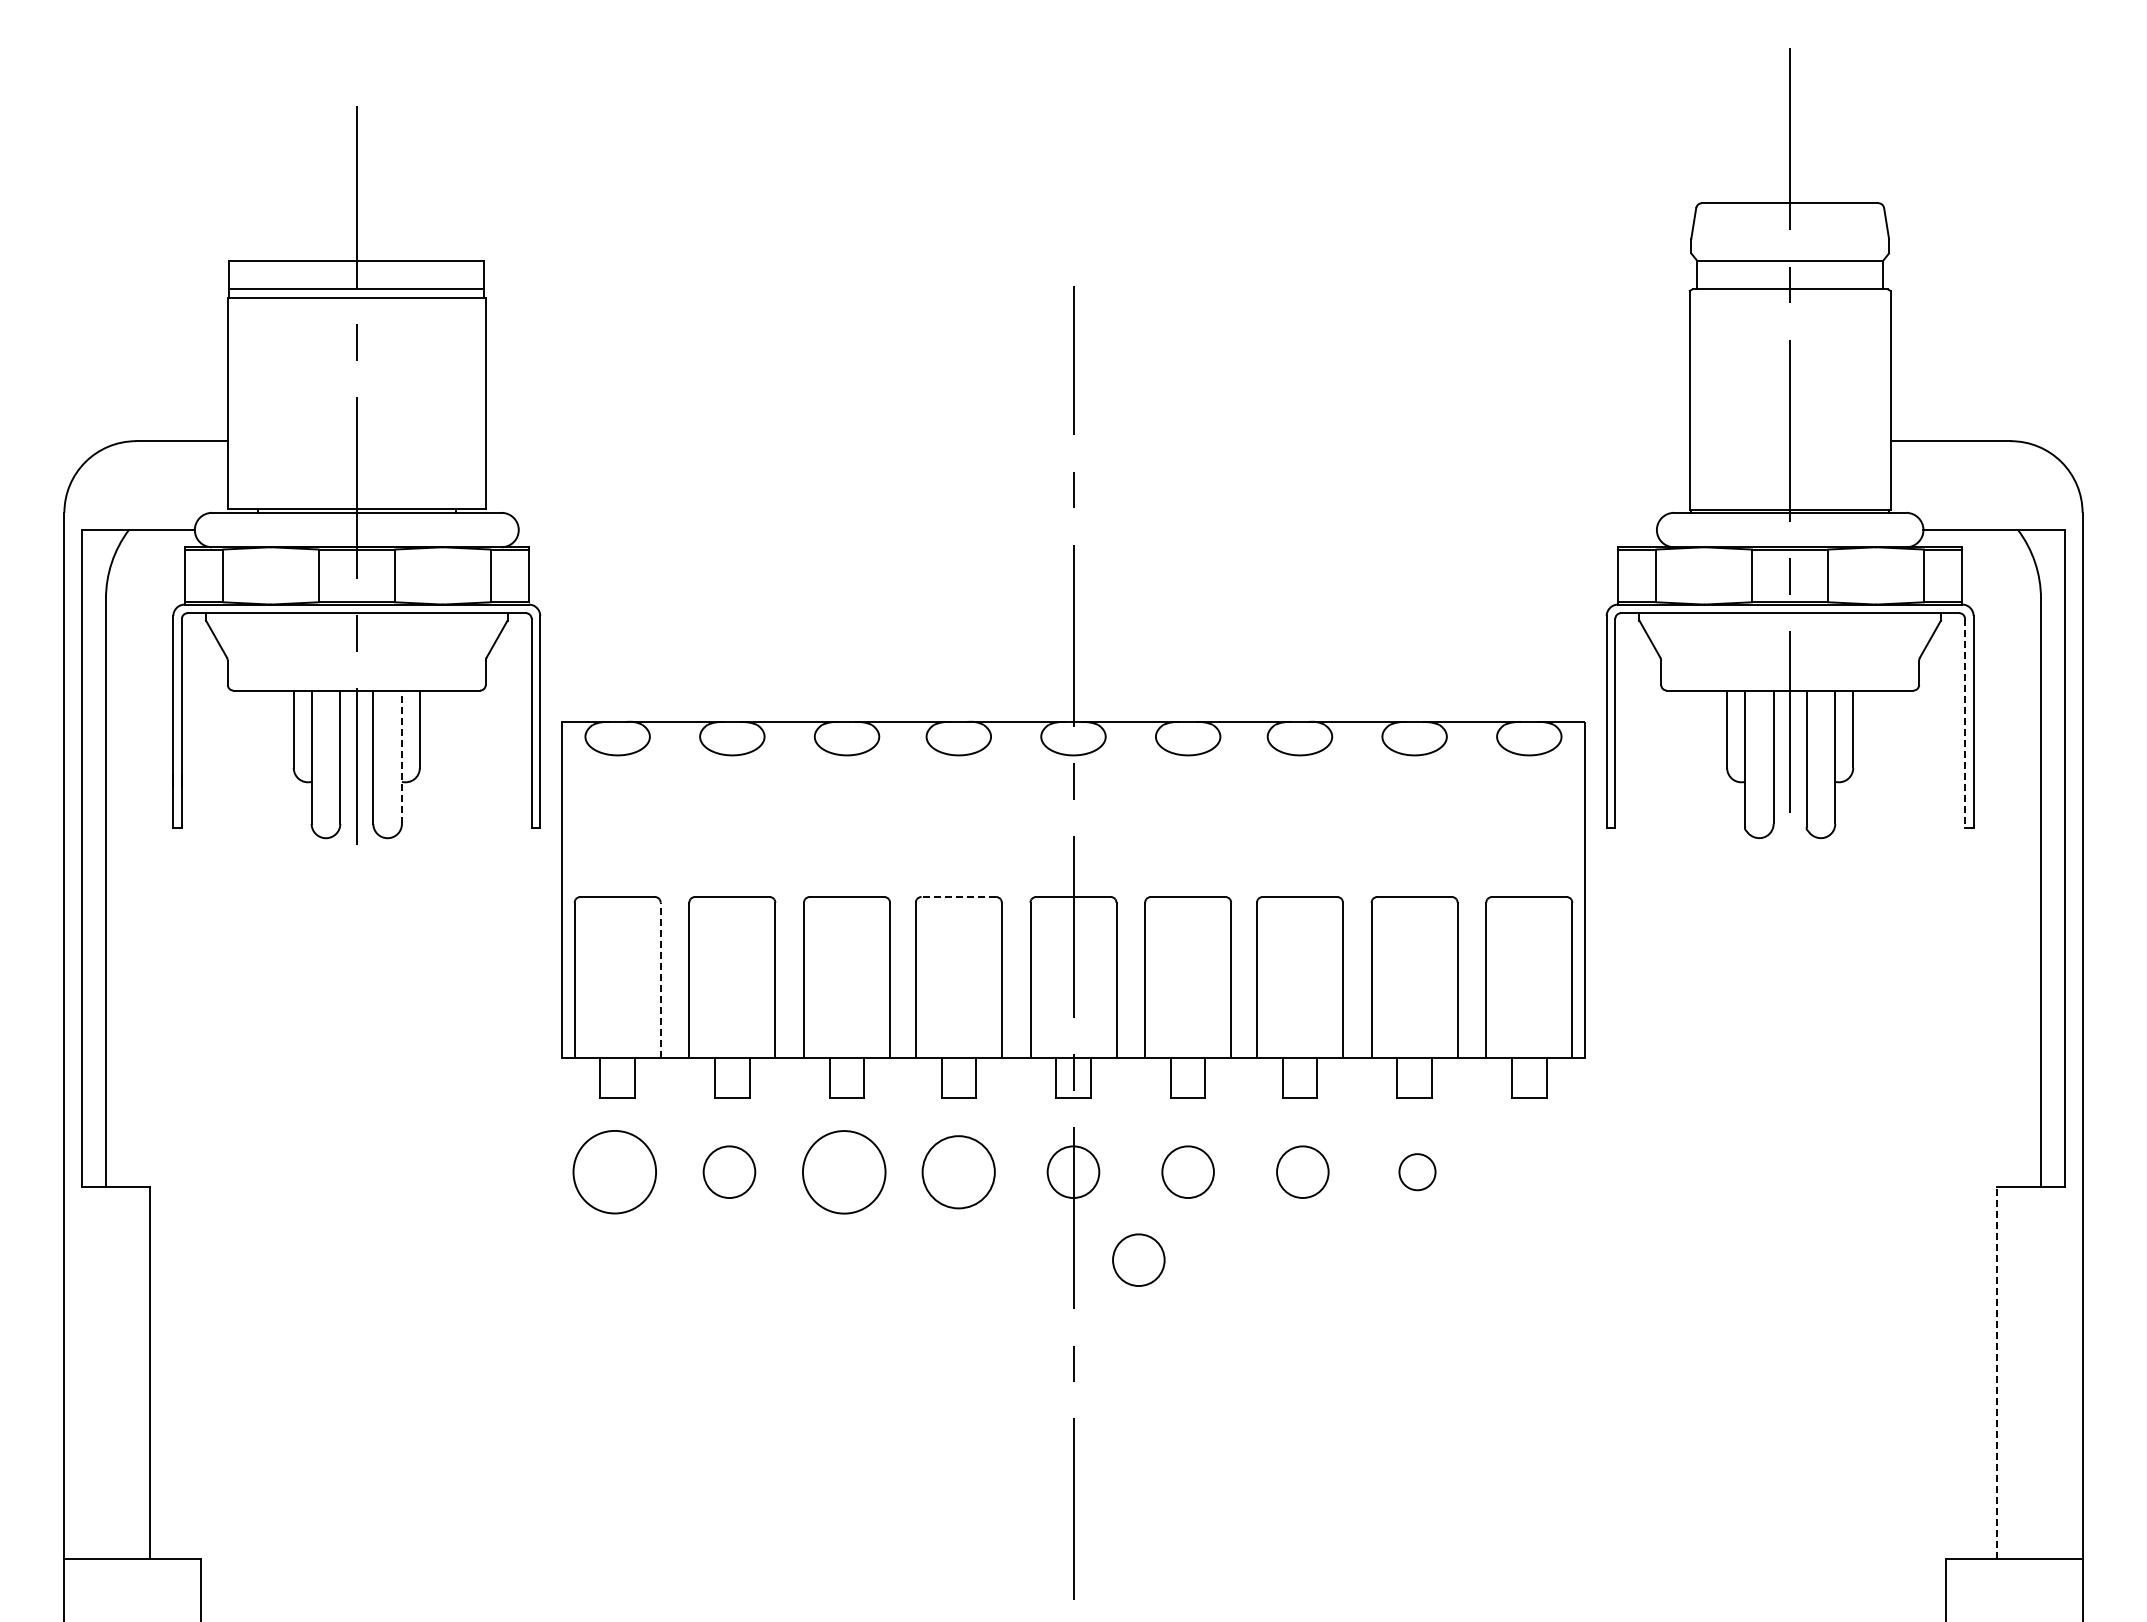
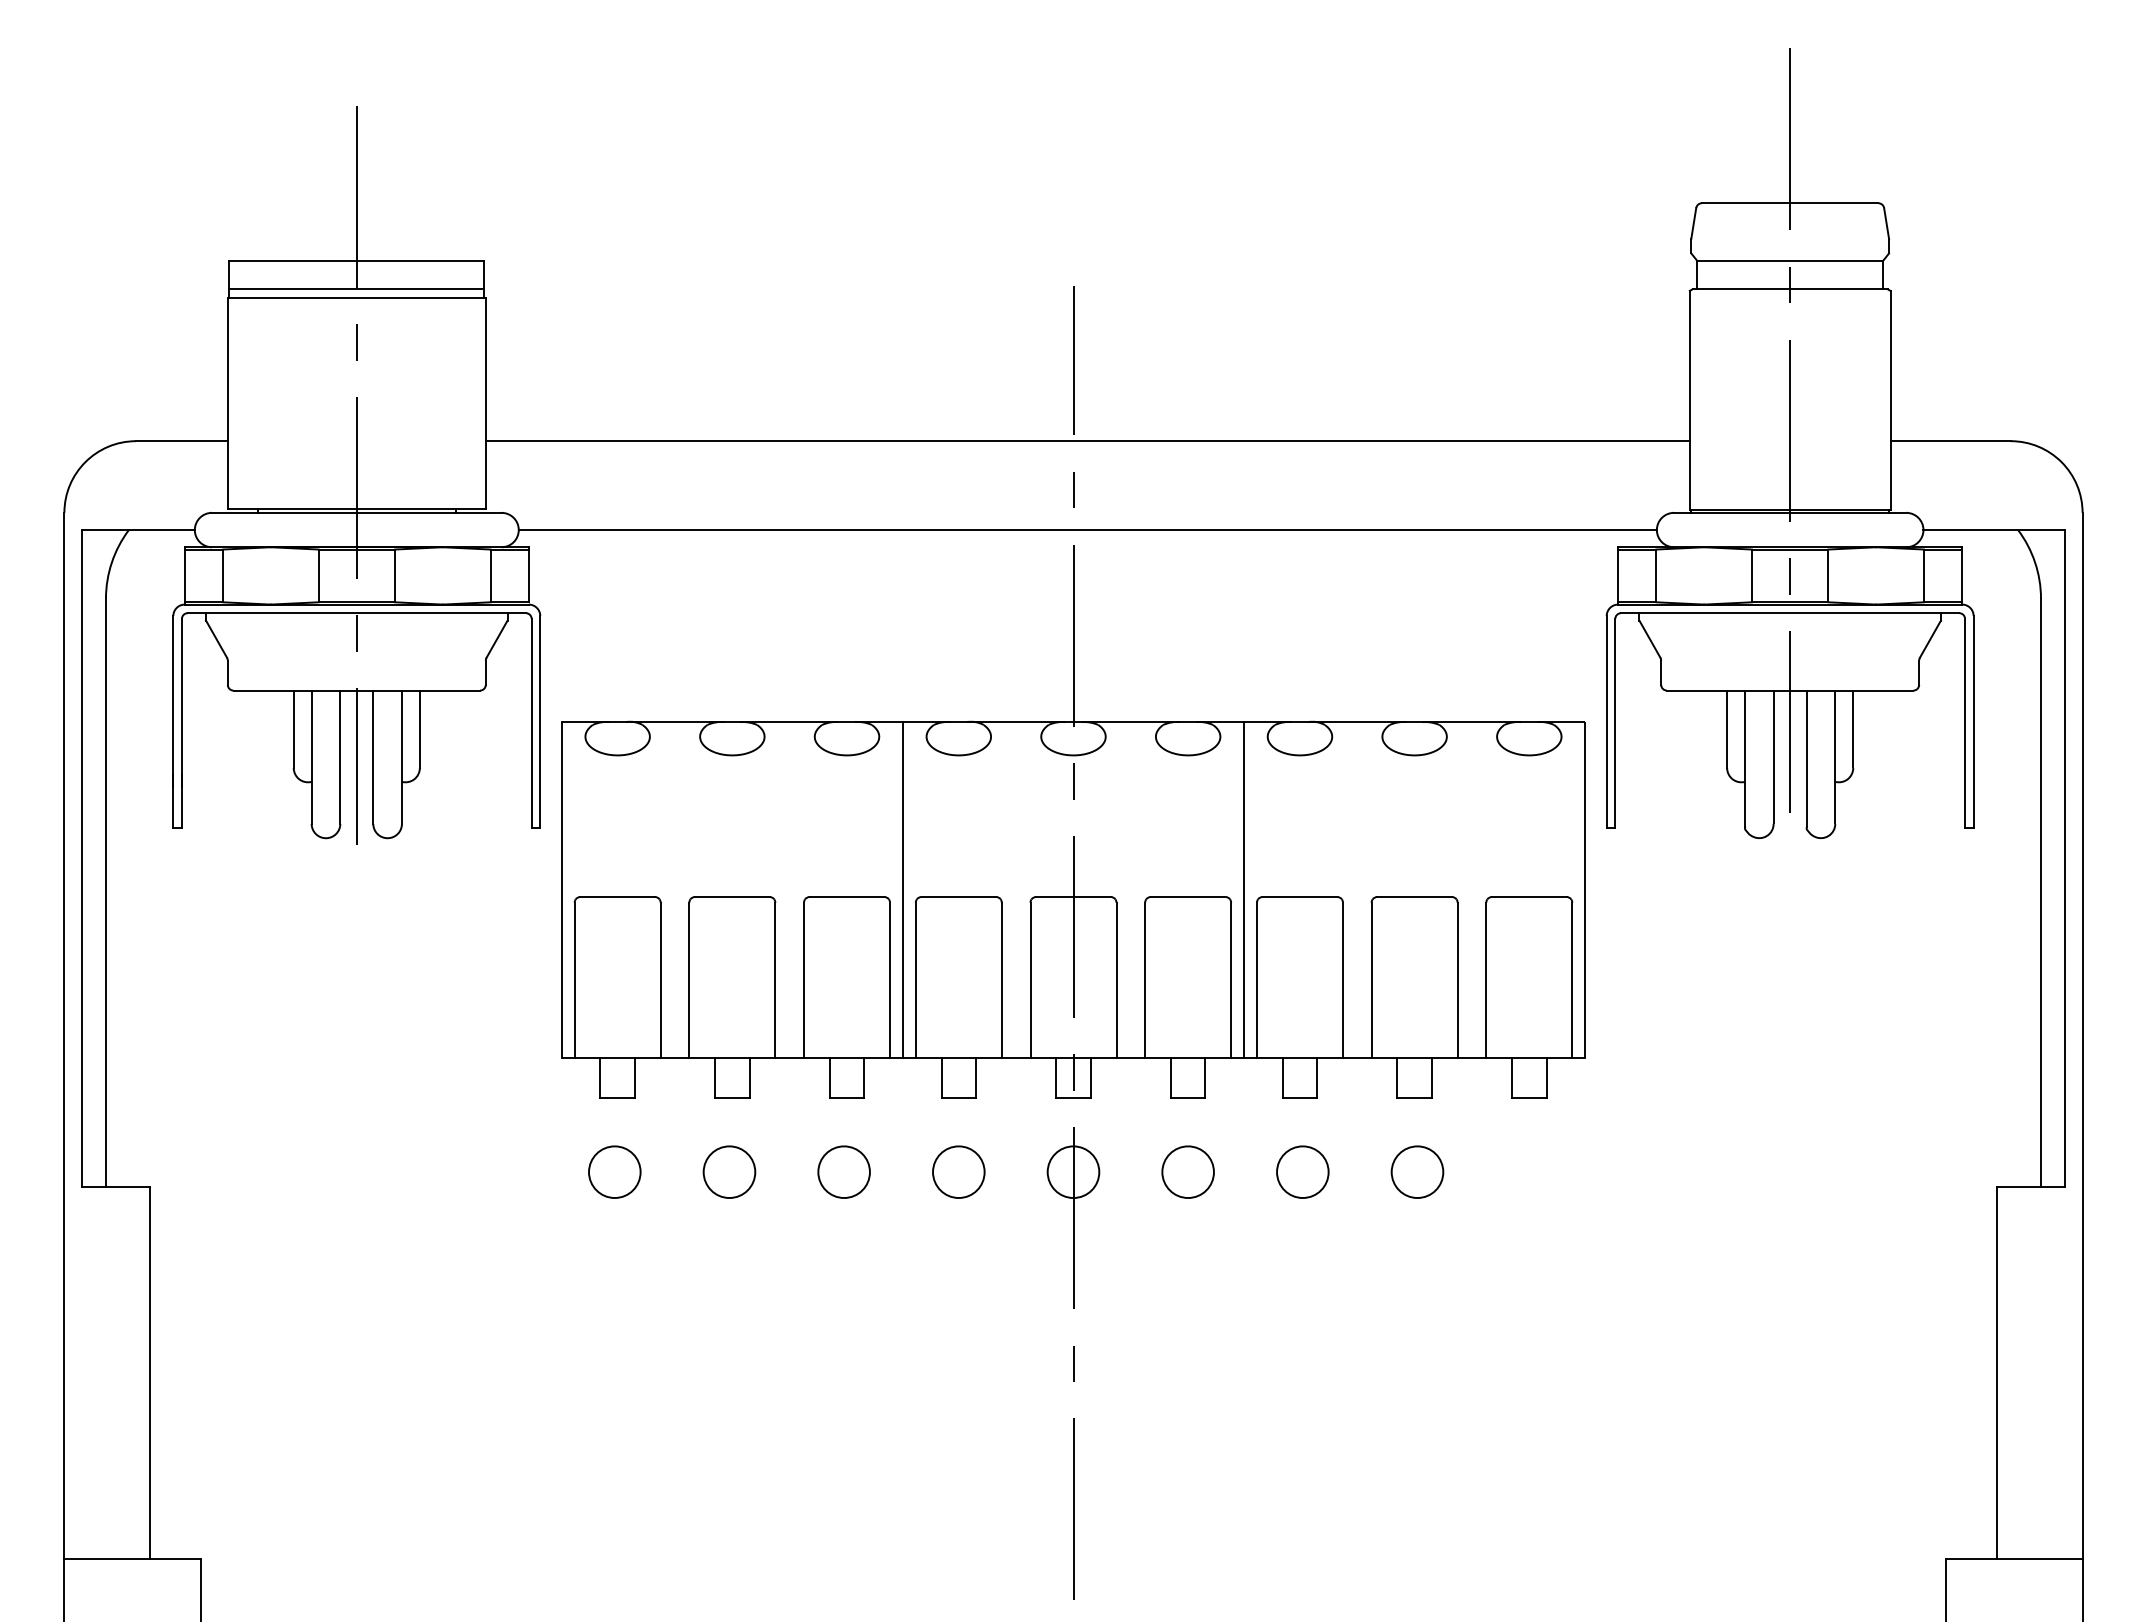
line: none -> present (1087, 441)
line: none -> present (1087, 530)
line: dashed -> solid (1965, 723)
line: dashed -> solid (401, 757)
line: none -> present (902, 889)
line: none -> present (1244, 889)
line: dashed -> solid (958, 897)
line: dashed -> solid (660, 979)
circle diameter: 83 px -> 52 px (614, 1172)
circle size: 85x85 px -> 54x54 px (843, 1171)
circle size: 75x75 px -> 54x54 px (958, 1171)
circle diameter: 36 px -> 52 px (1417, 1172)
circle: present -> none (1138, 1259)
line: dashed -> solid (1996, 1372)
